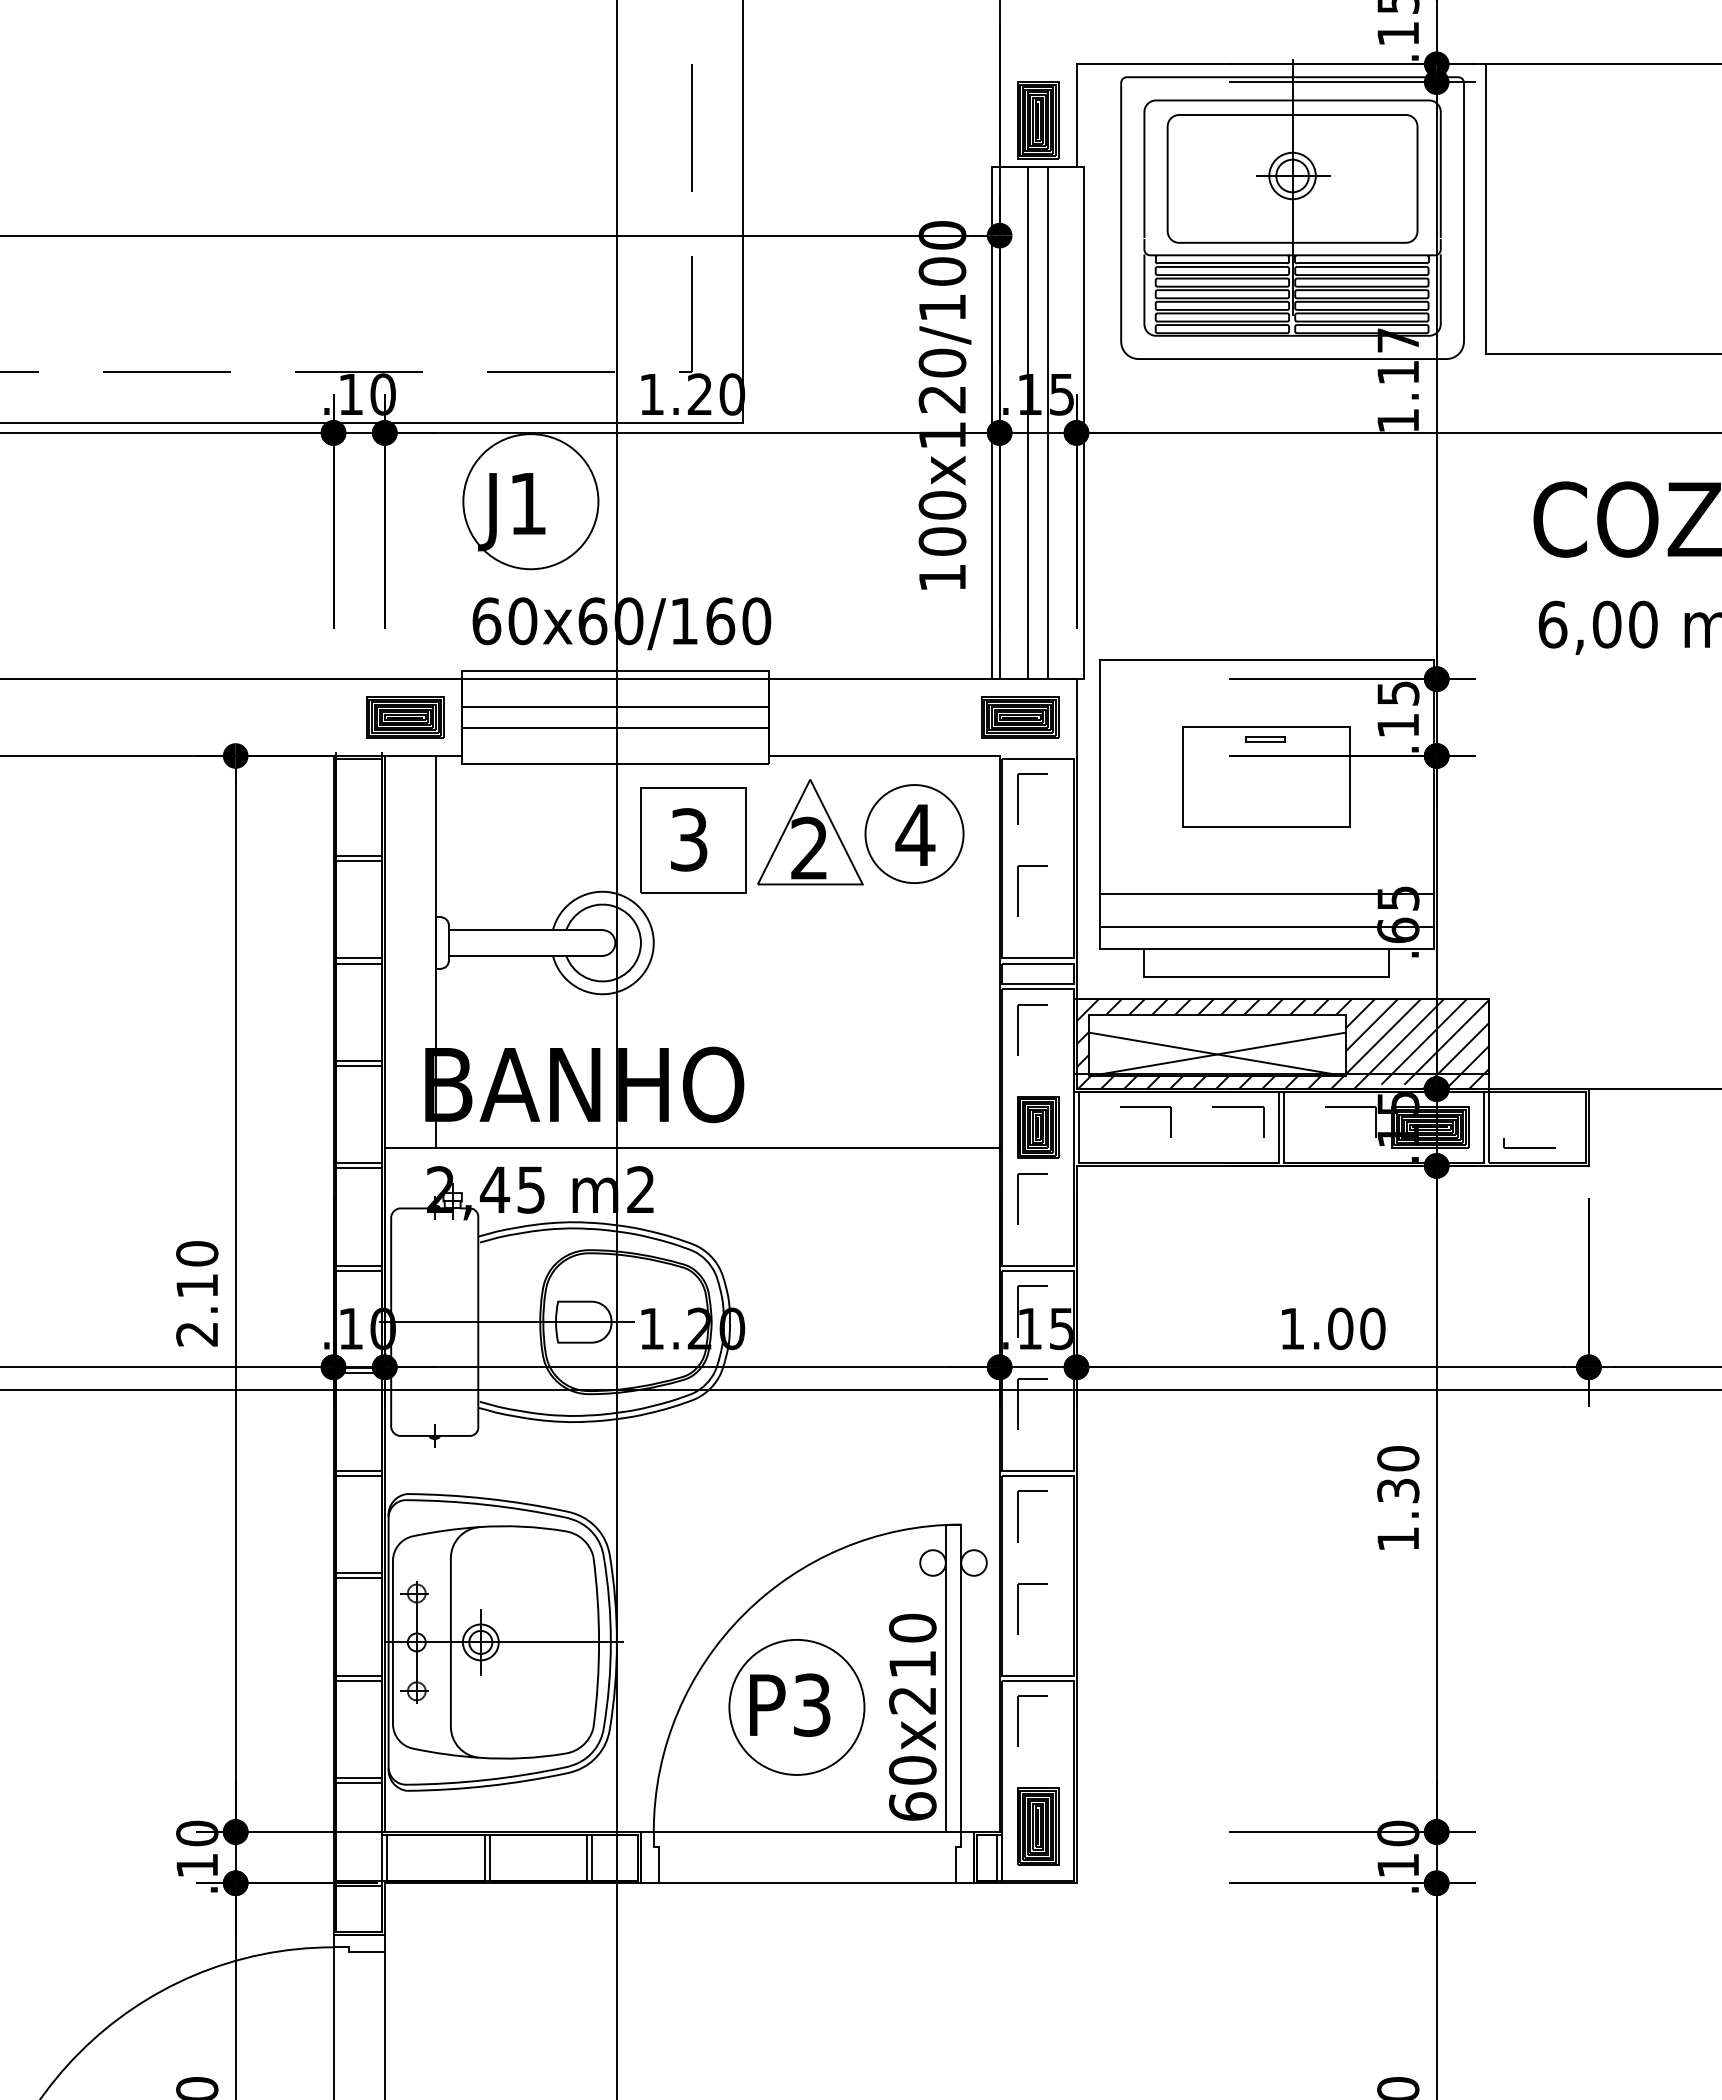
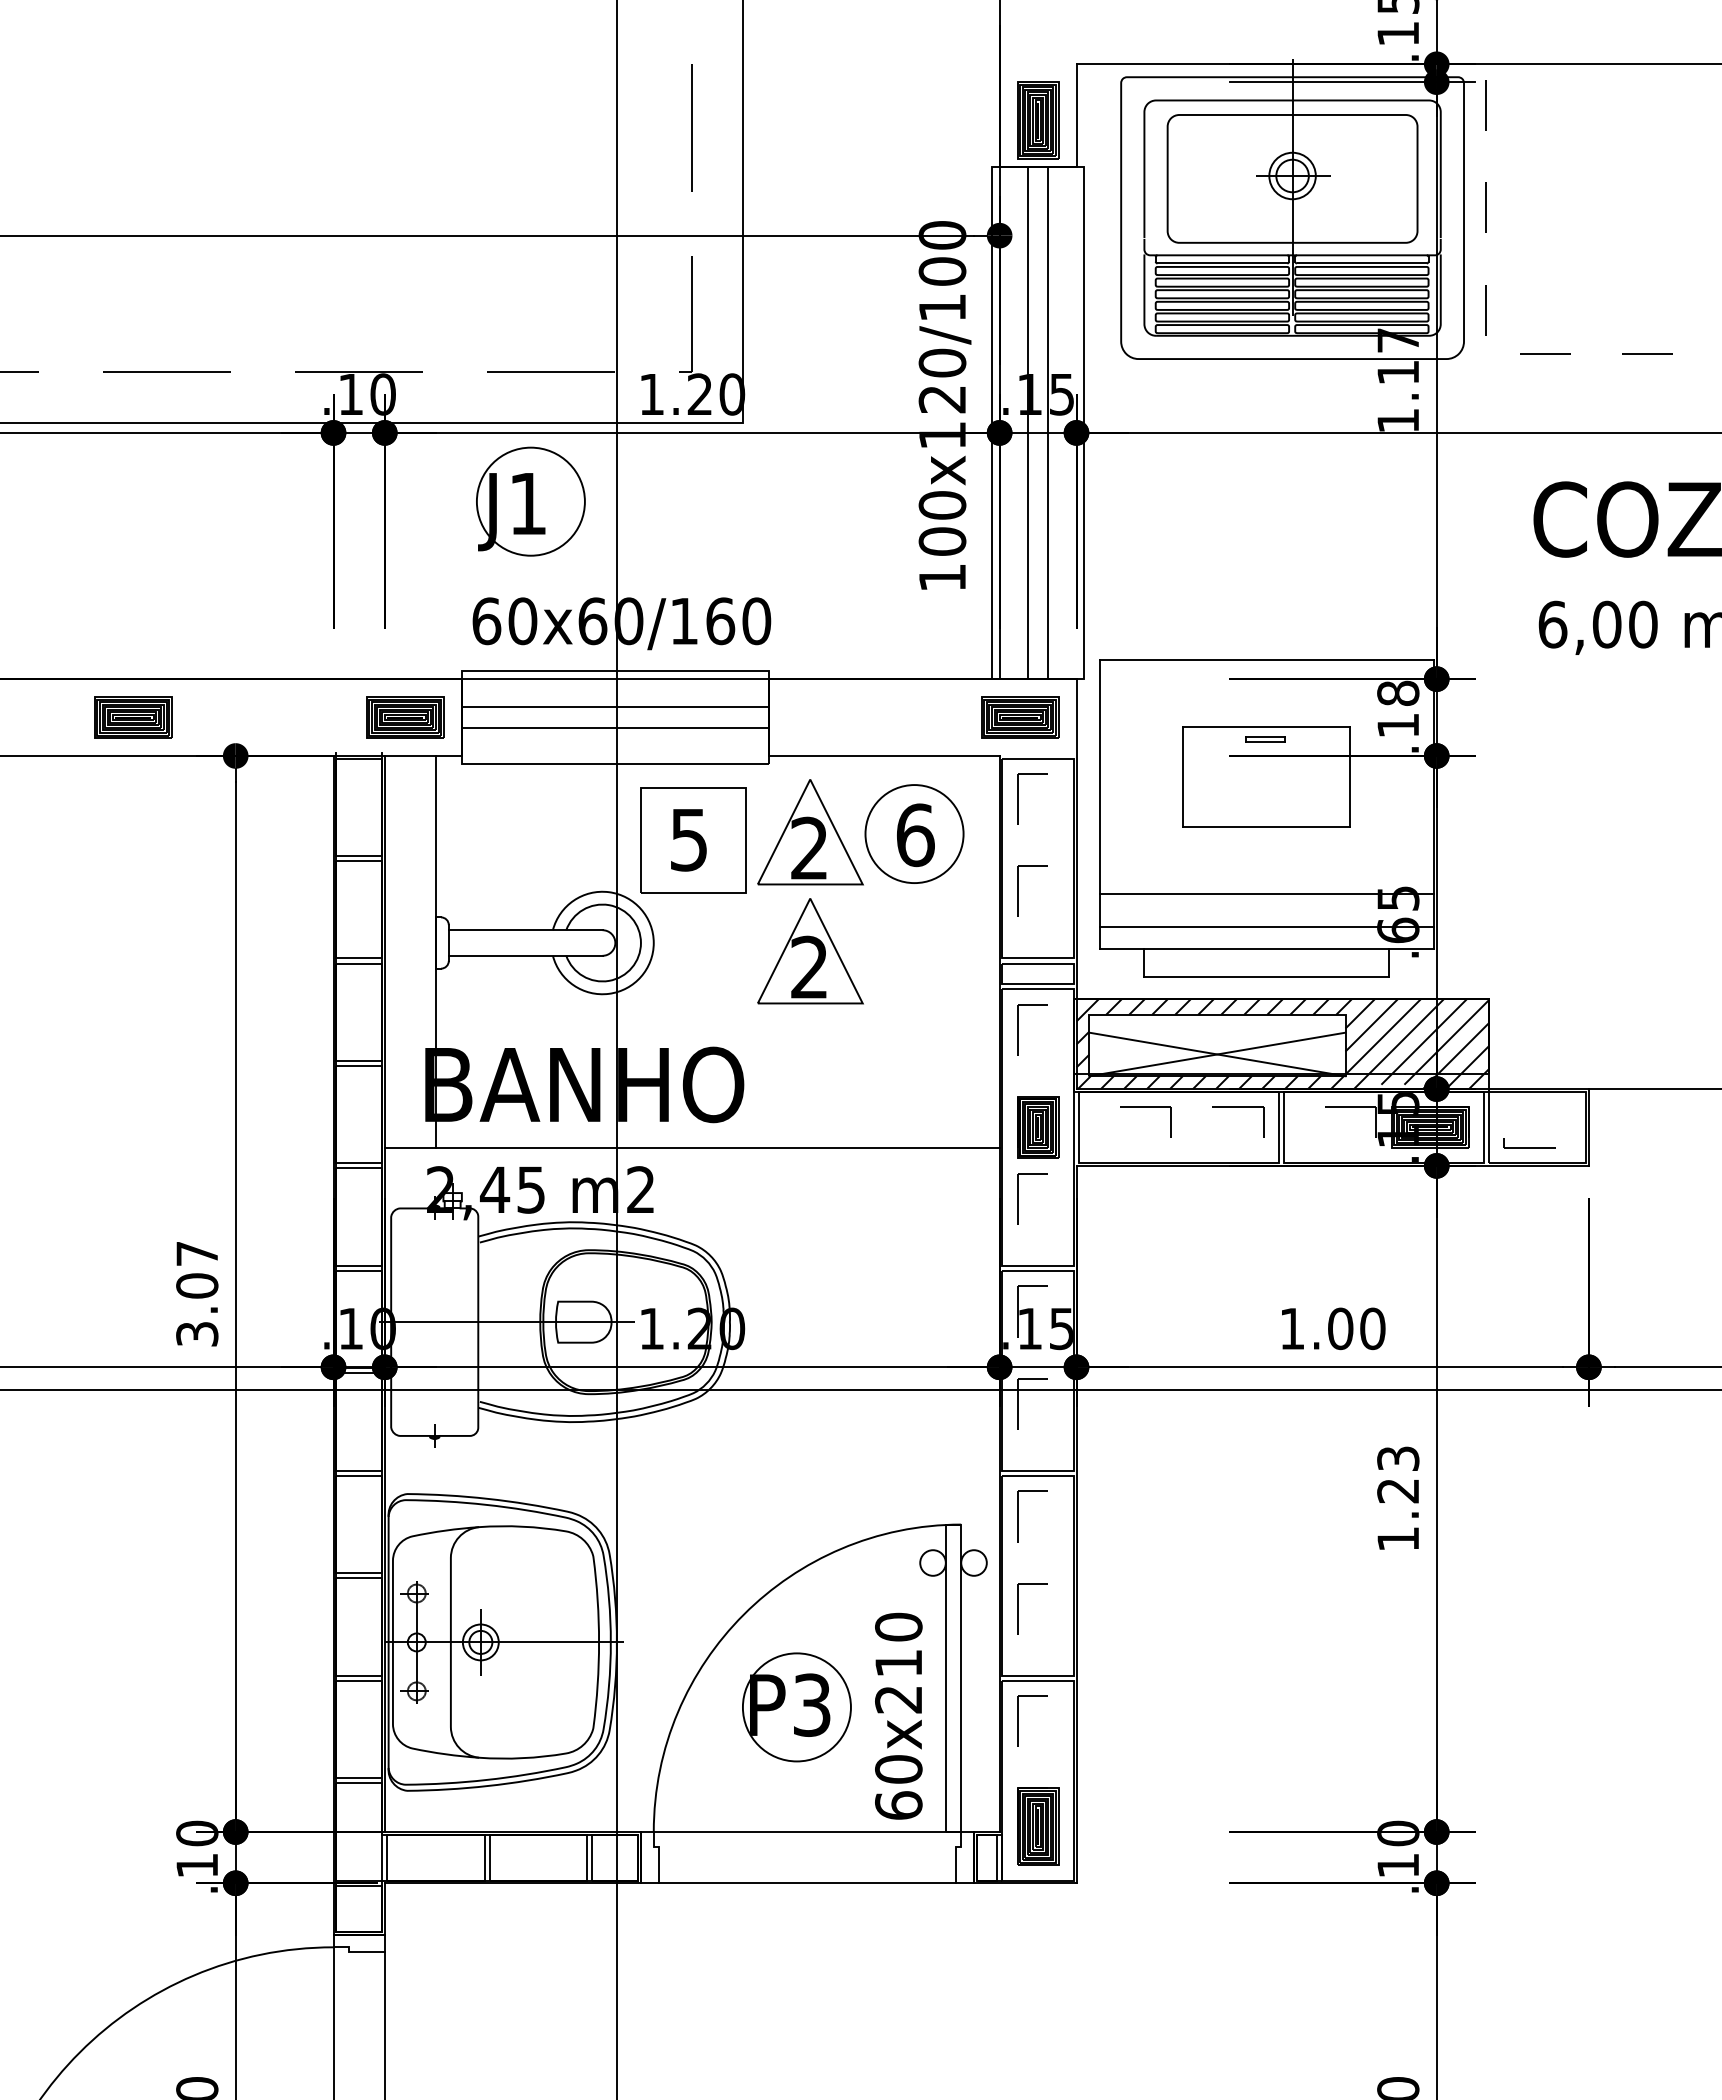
line: solid -> dashed (1486, 326)
circle diameter: 135 px -> 108 px (530, 501)
text: .15 -> .18 (1398, 692)
part: none -> present (133, 717)
text: 4 -> 6 (915, 835)
text: 3 -> 5 (689, 839)
part: none -> present (810, 951)
text: 2.10 -> 3.07 (197, 1293)
text: 1.30 -> 1.23 (1398, 1474)
circle diameter: 135 px -> 108 px (796, 1707)
text position: (912, 1716) -> (898, 1715) (898, 1715)
